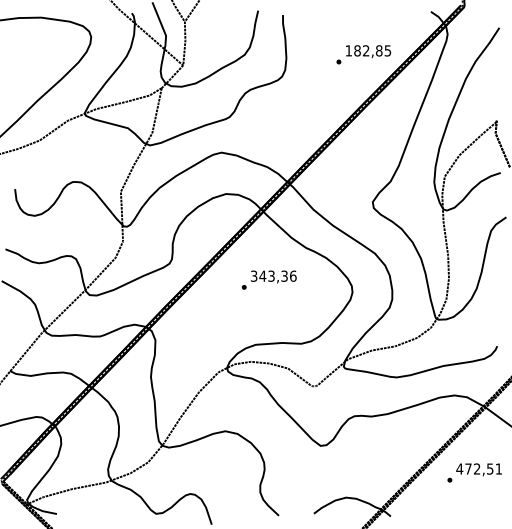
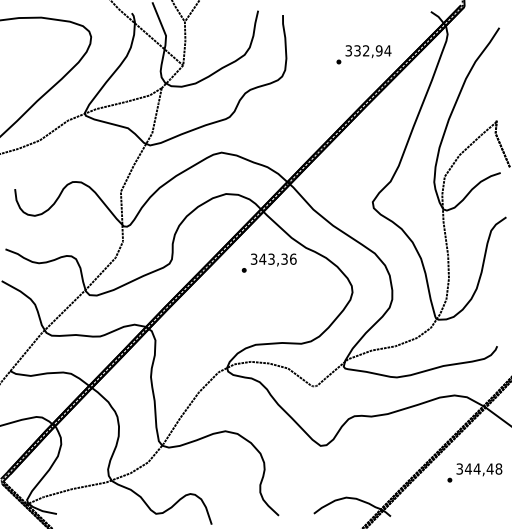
text: 182,85 -> 332,94 (368, 50)
text position: (268, 279) -> (268, 262) (268, 262)
text: 472,51 -> 344,48 (479, 468)
